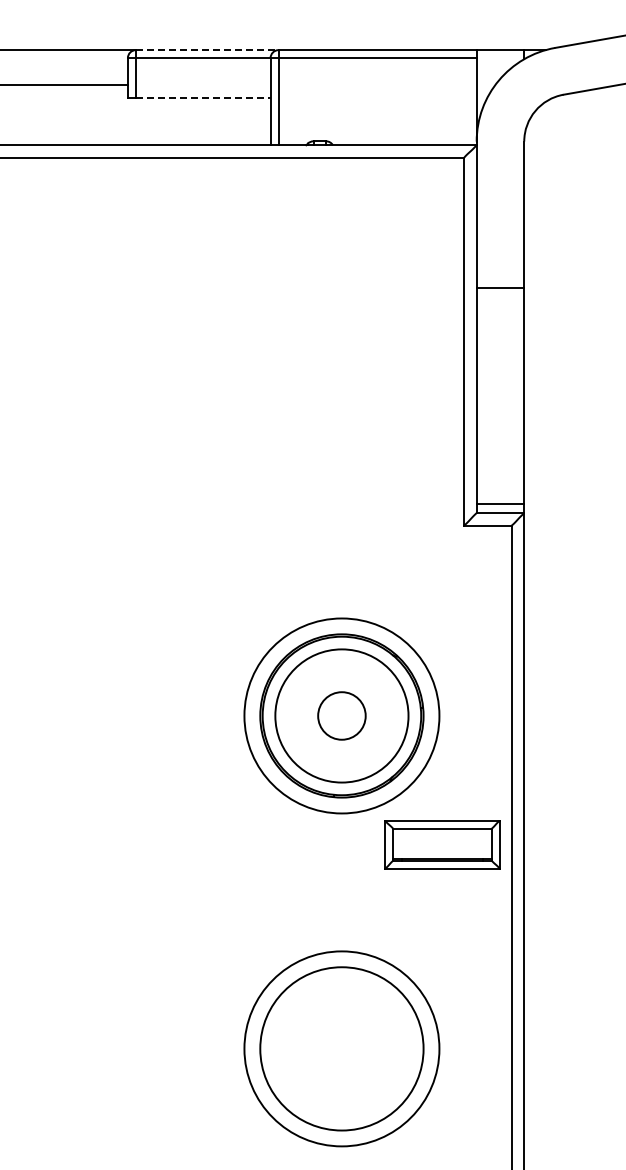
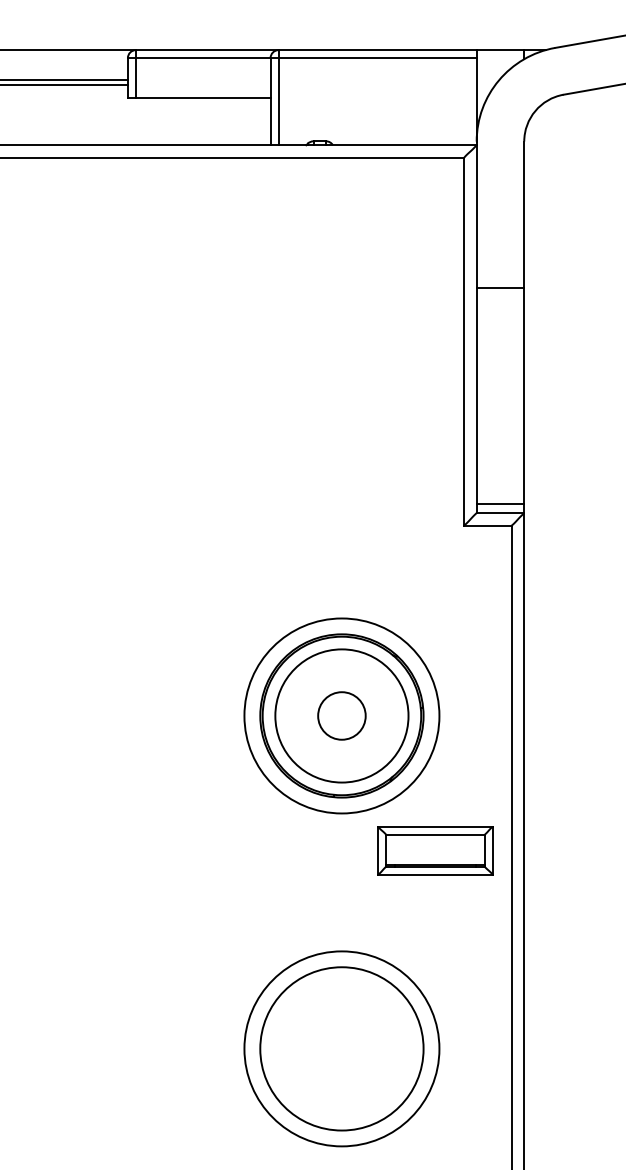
line: dashed -> solid (207, 50)
line: none -> present (64, 79)
line: dashed -> solid (203, 97)
part position: (442, 844) -> (435, 850) (435, 850)
